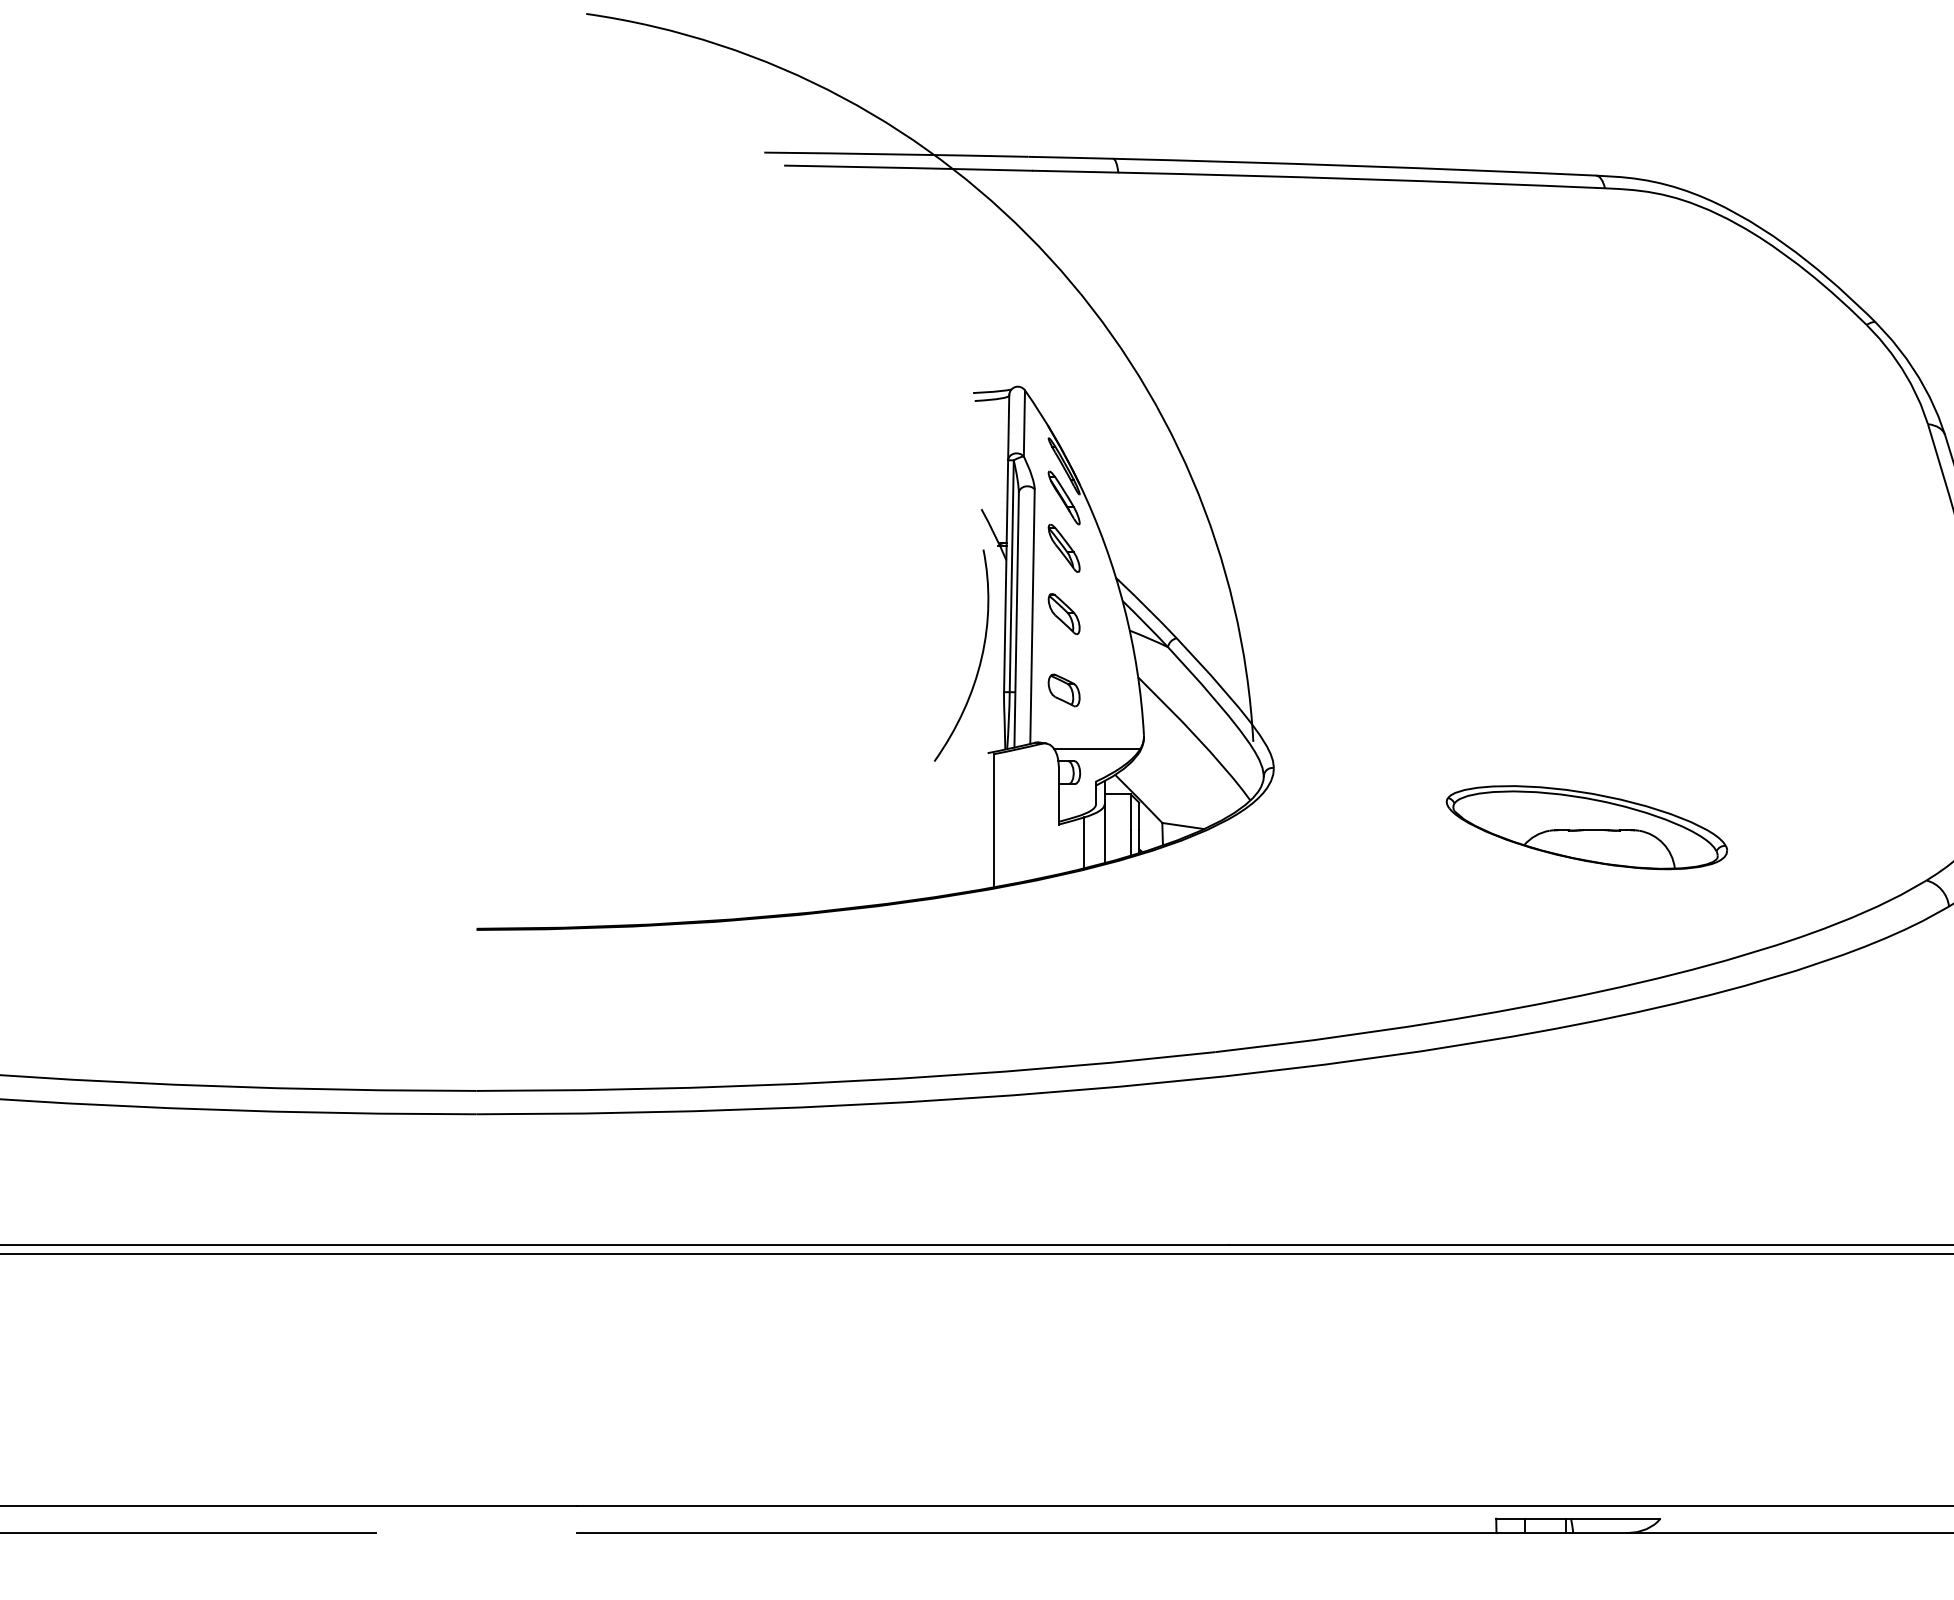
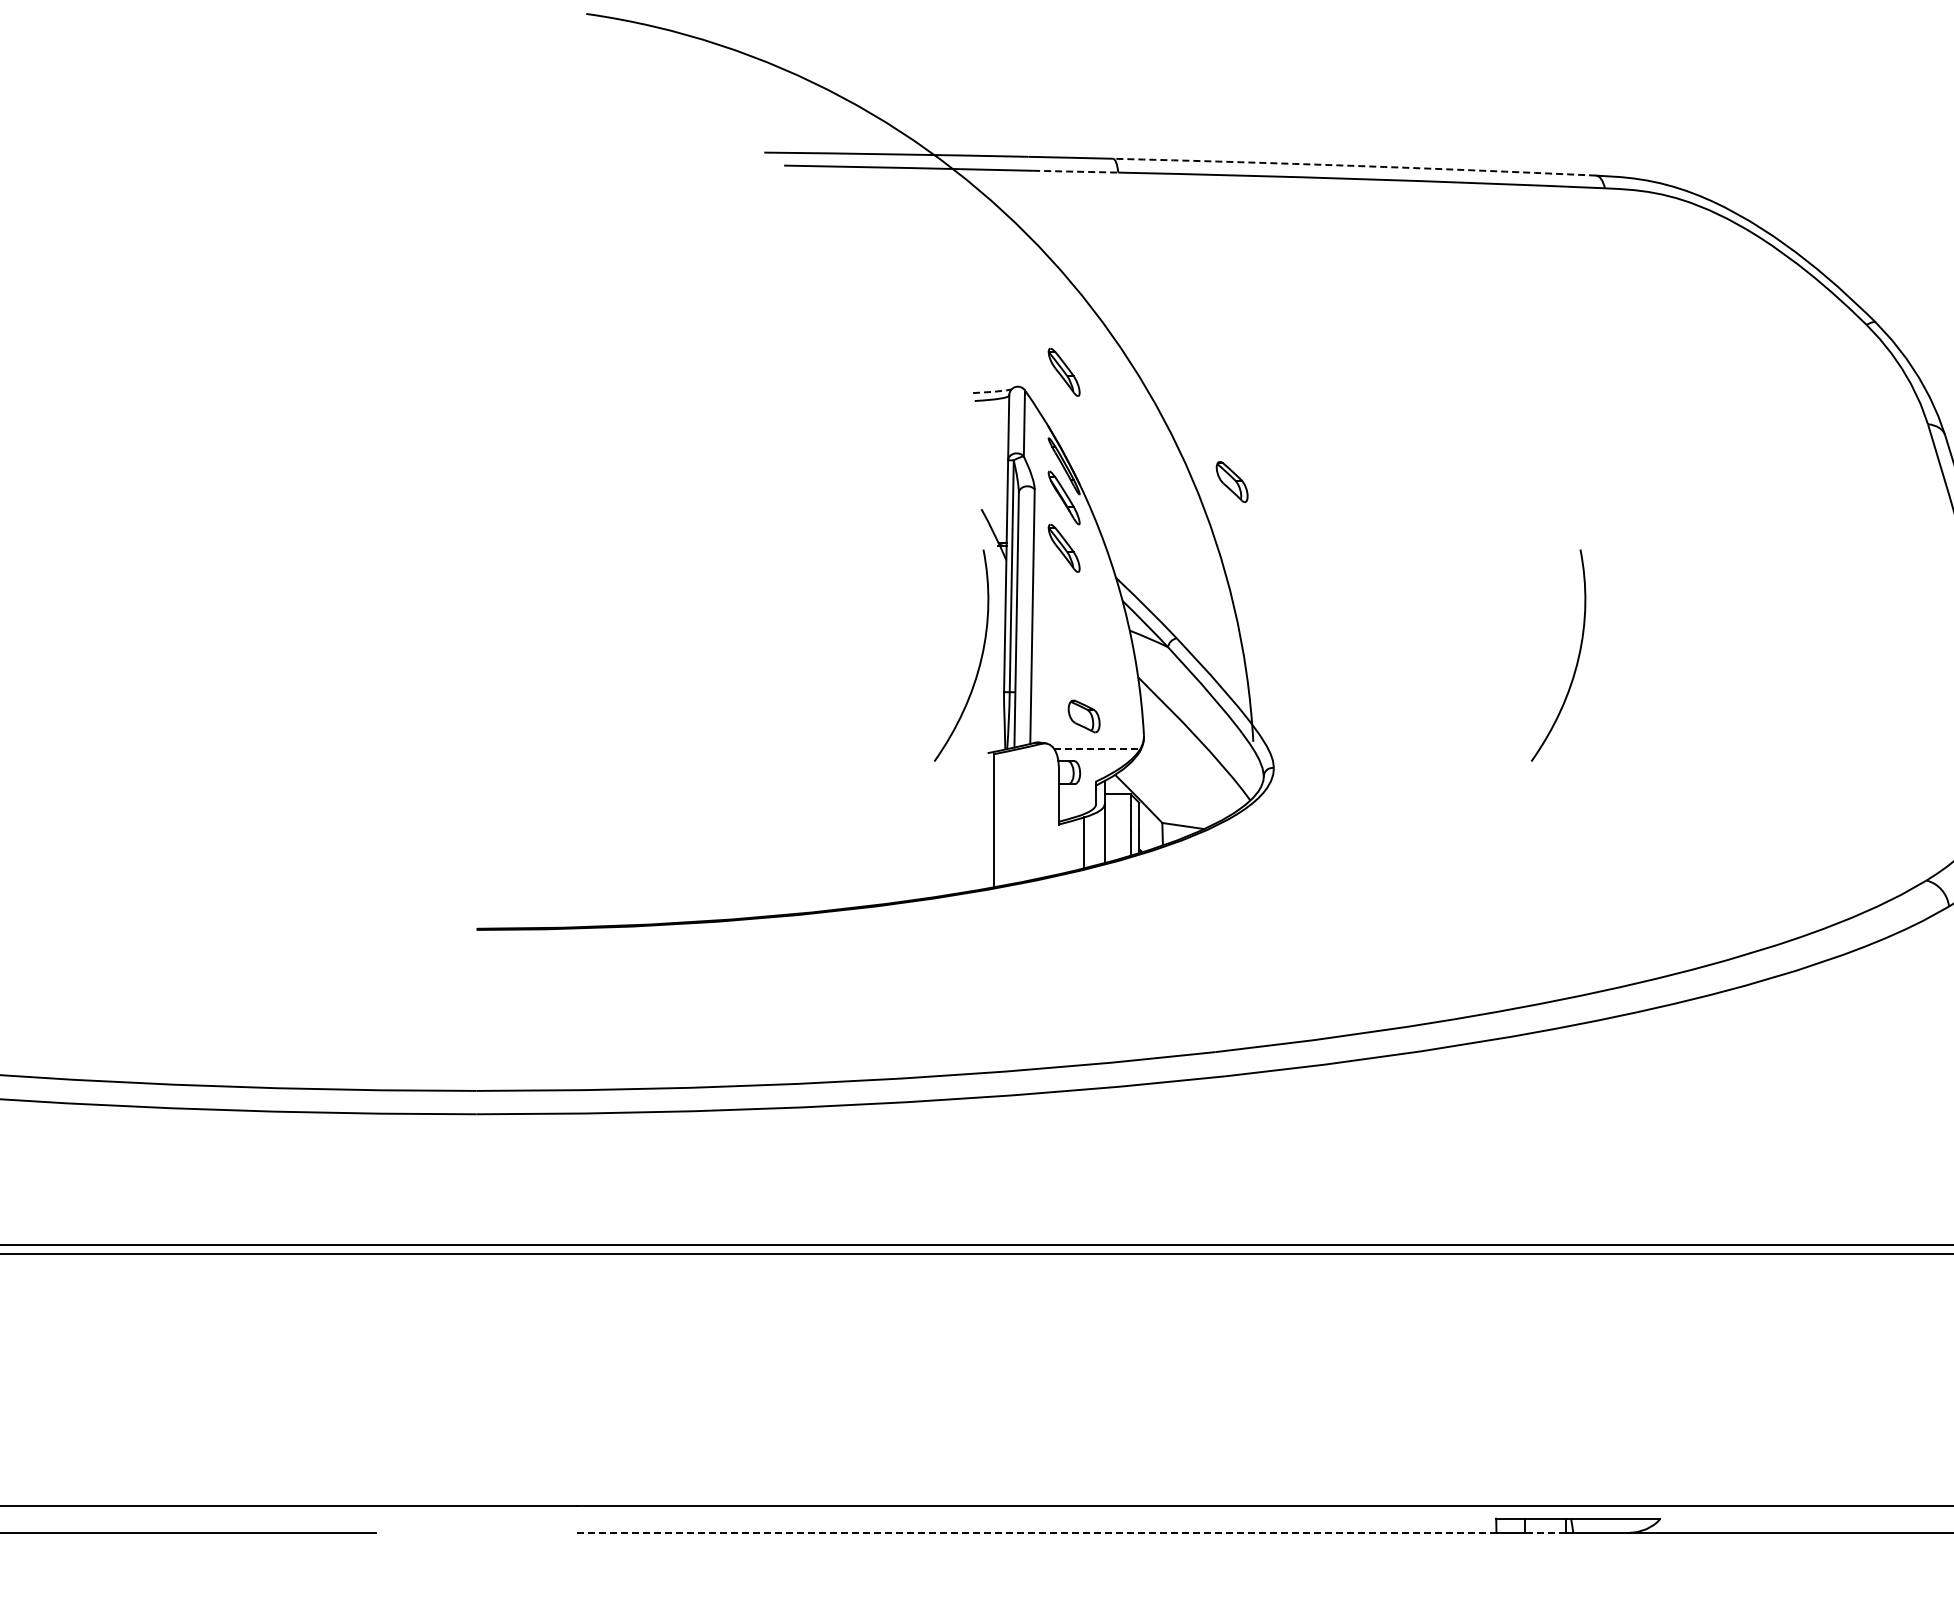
arc: solid -> dashed (1354, 165)
line: solid -> dashed (1075, 171)
part: none -> present (1063, 371)
line: solid -> dashed (993, 391)
part position: (1063, 613) -> (1231, 481) (1231, 481)
curve: none -> present (1576, 661)
part position: (1063, 690) -> (1083, 716) (1083, 716)
line: solid -> dashed (1097, 749)
part: present -> none (1586, 827)
line: solid -> dashed (1036, 1533)
line: solid -> dashed (1544, 1533)
